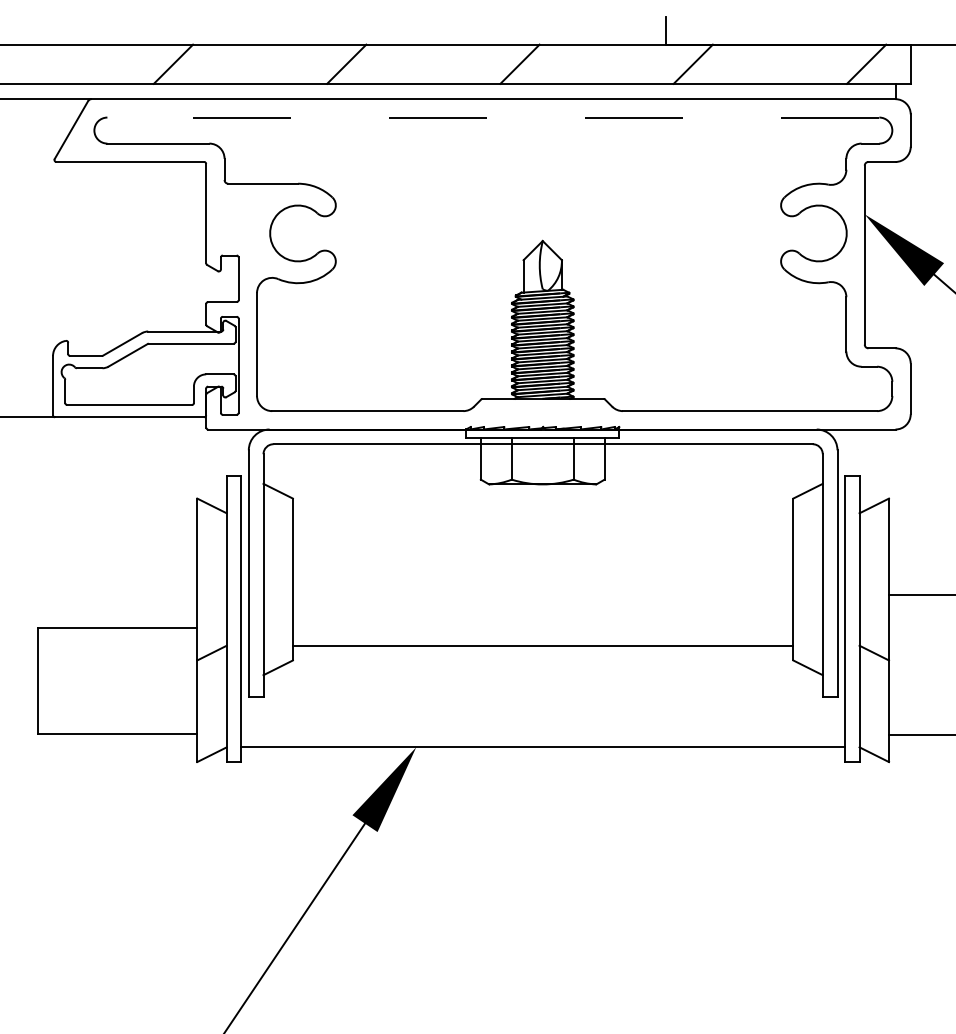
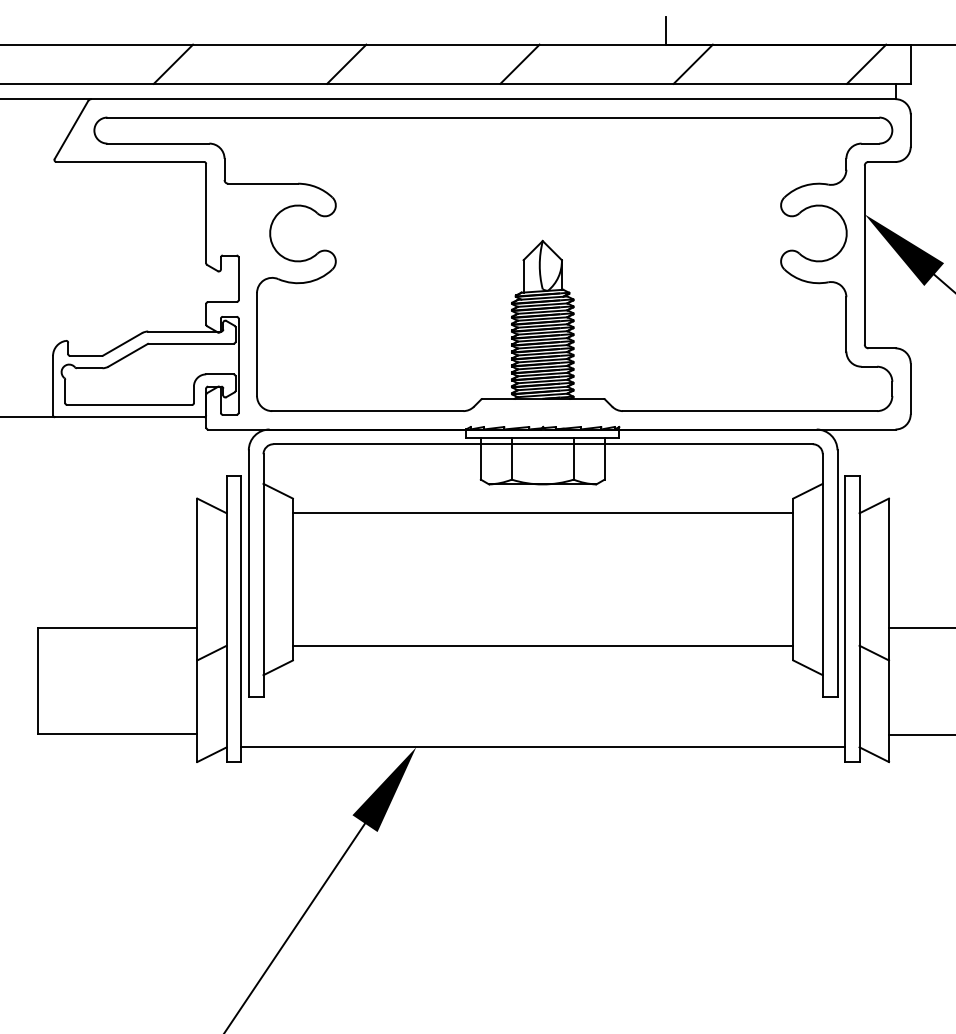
line: dashed -> solid (493, 117)
line: none -> present (542, 513)
line position: (920, 595) -> (920, 628) (920, 628)
